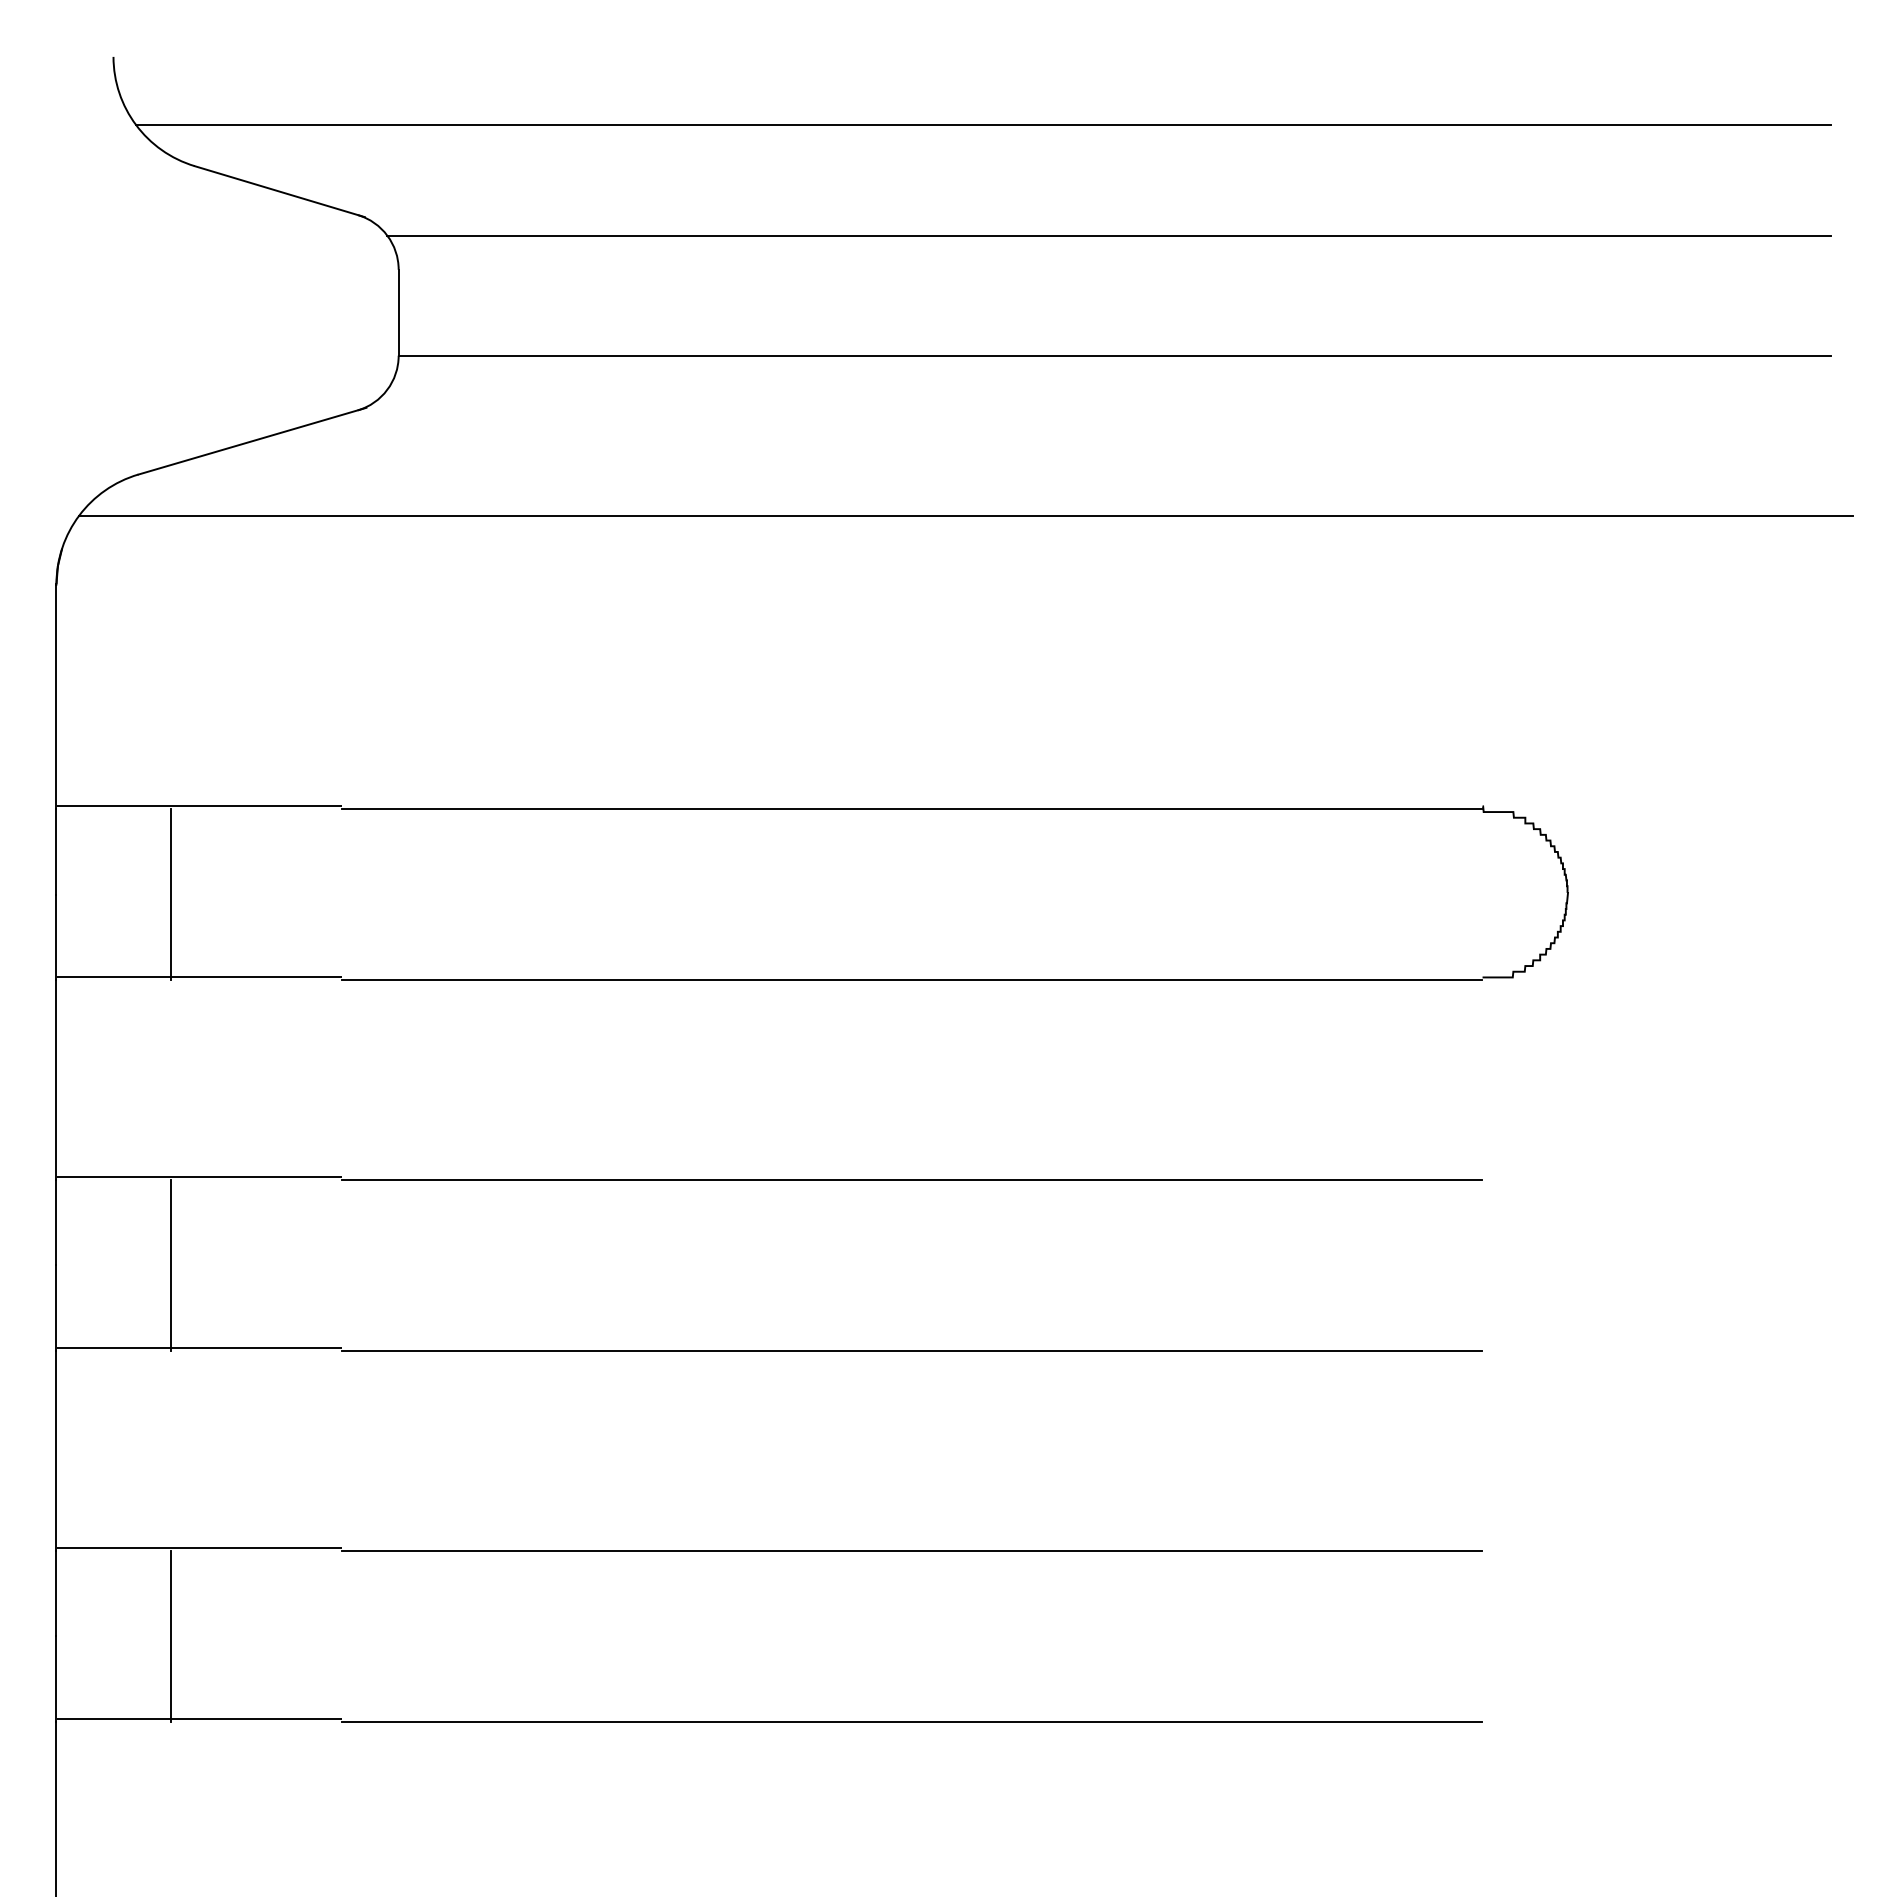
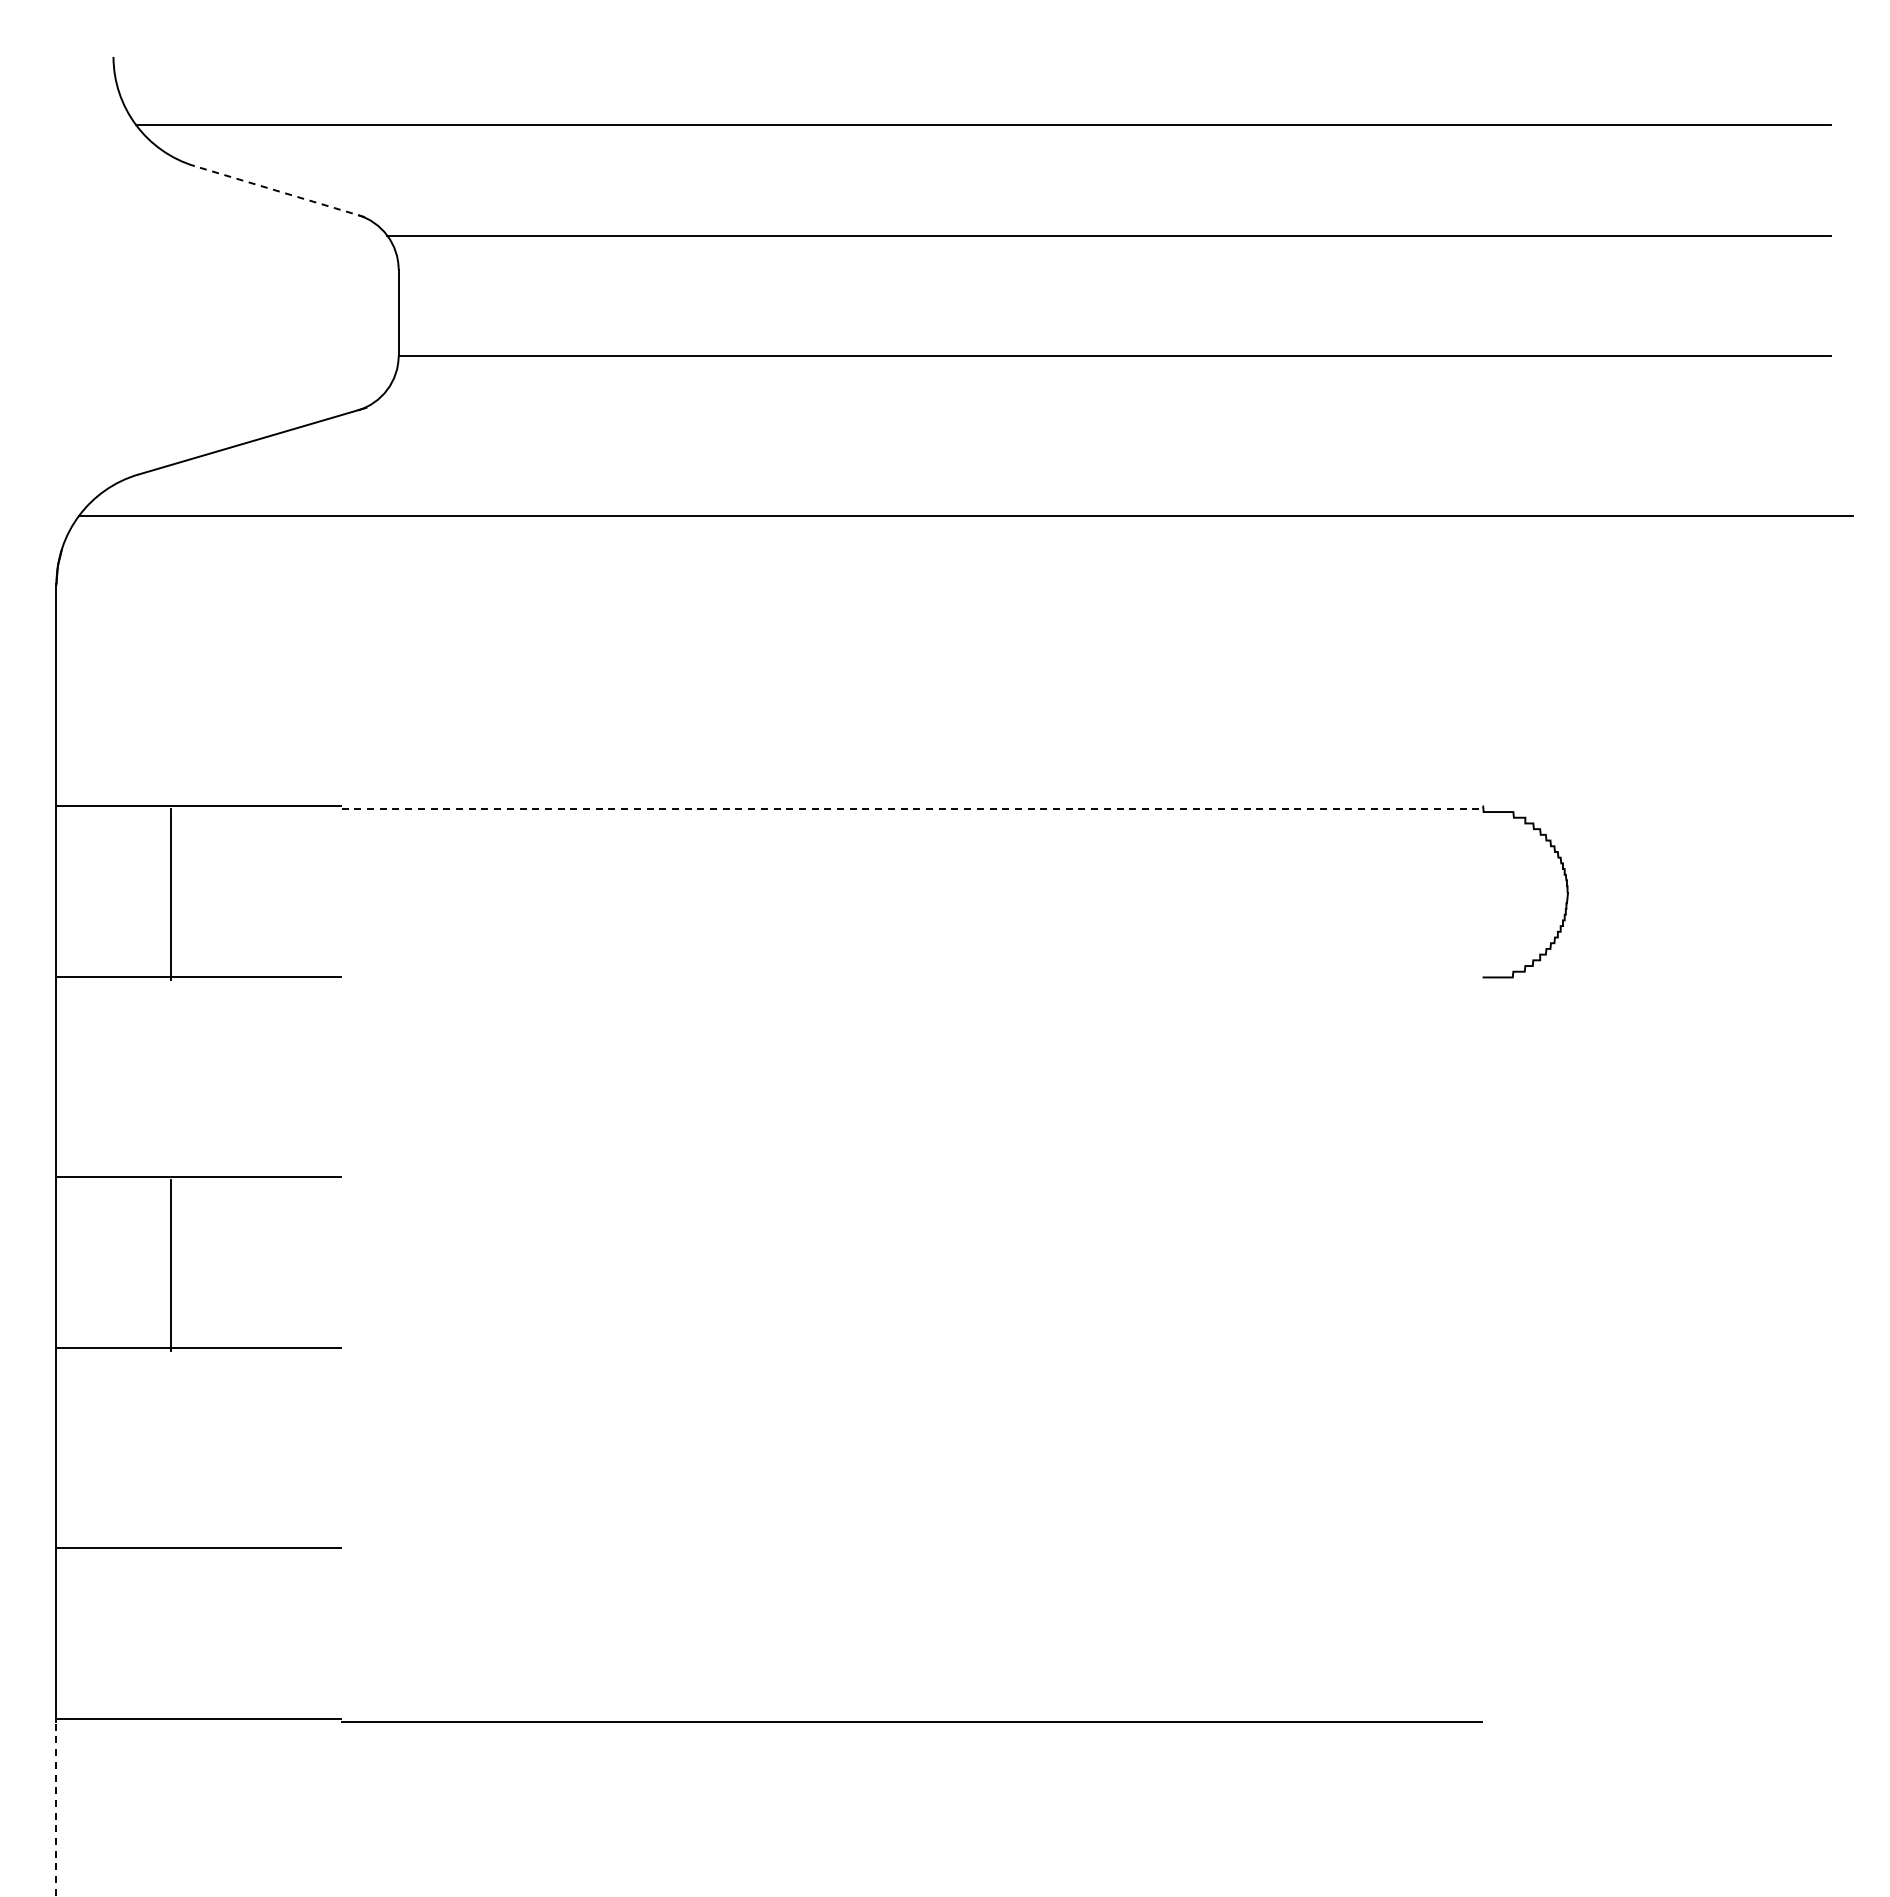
line: solid -> dashed (279, 191)
line: solid -> dashed (912, 809)
line: present -> none (911, 980)
line: present -> none (911, 1179)
line: present -> none (911, 1350)
line: present -> none (911, 1550)
line: present -> none (170, 1635)
line: solid -> dashed (56, 1808)
